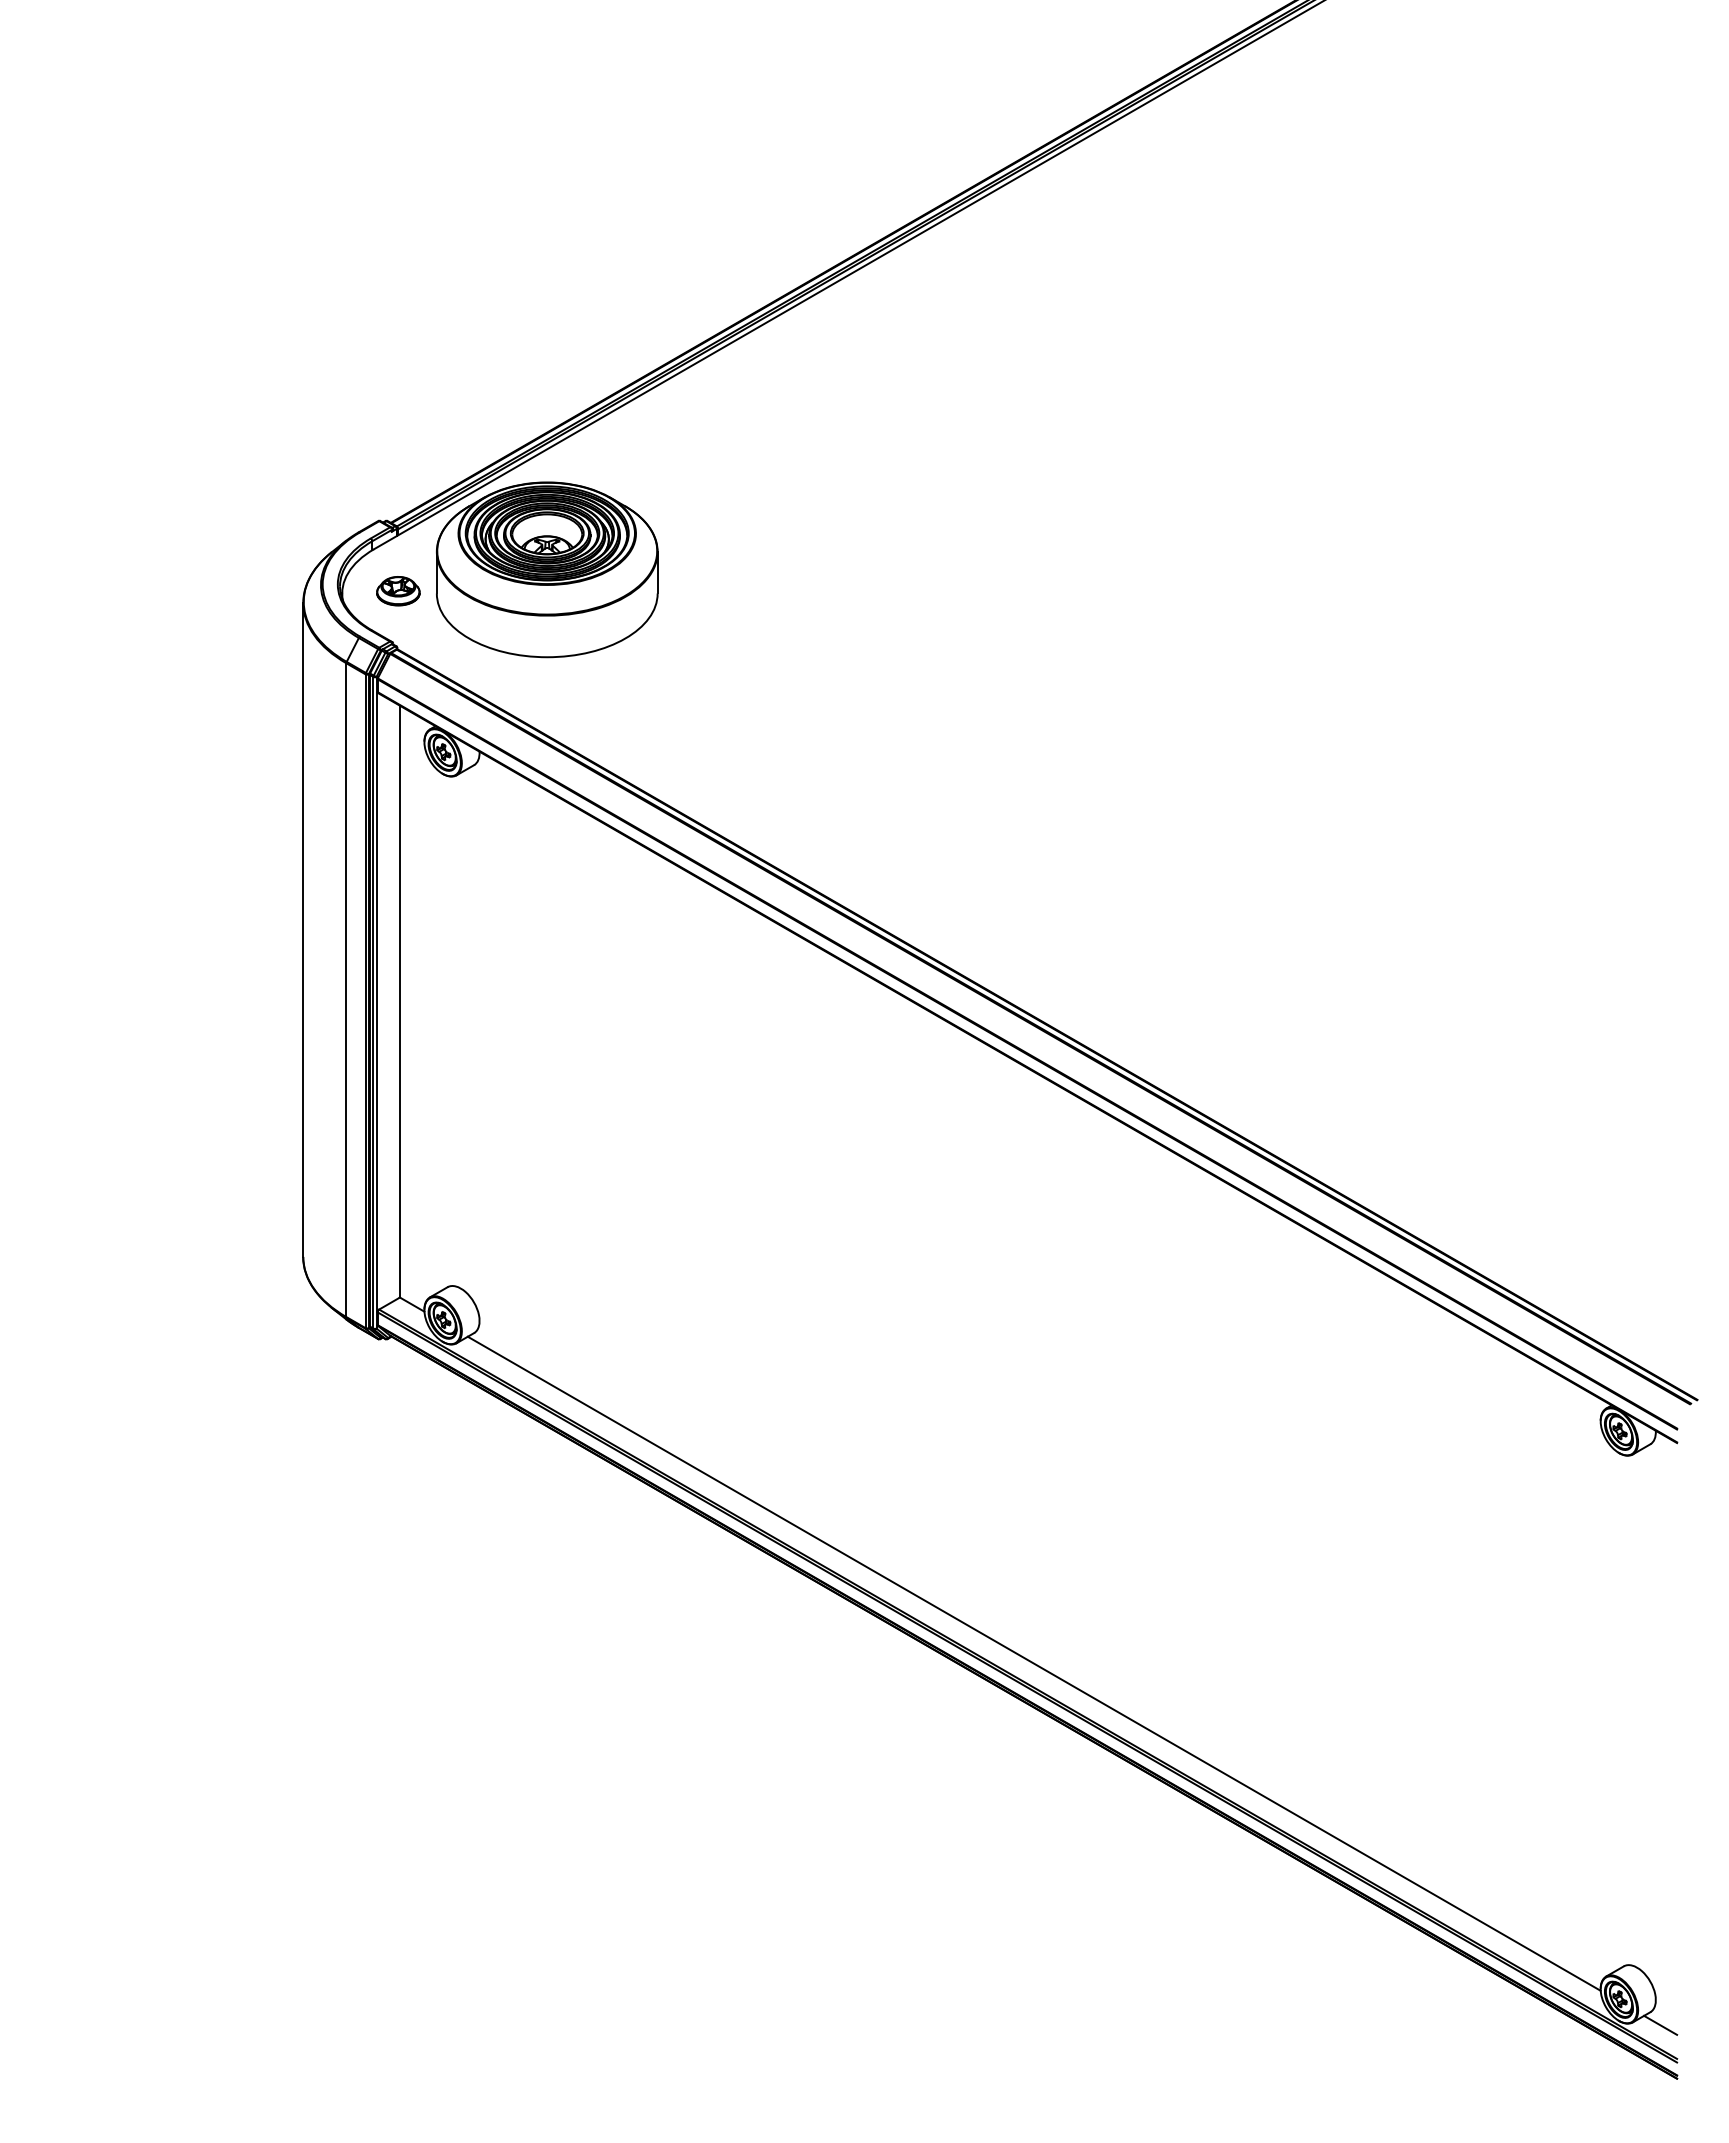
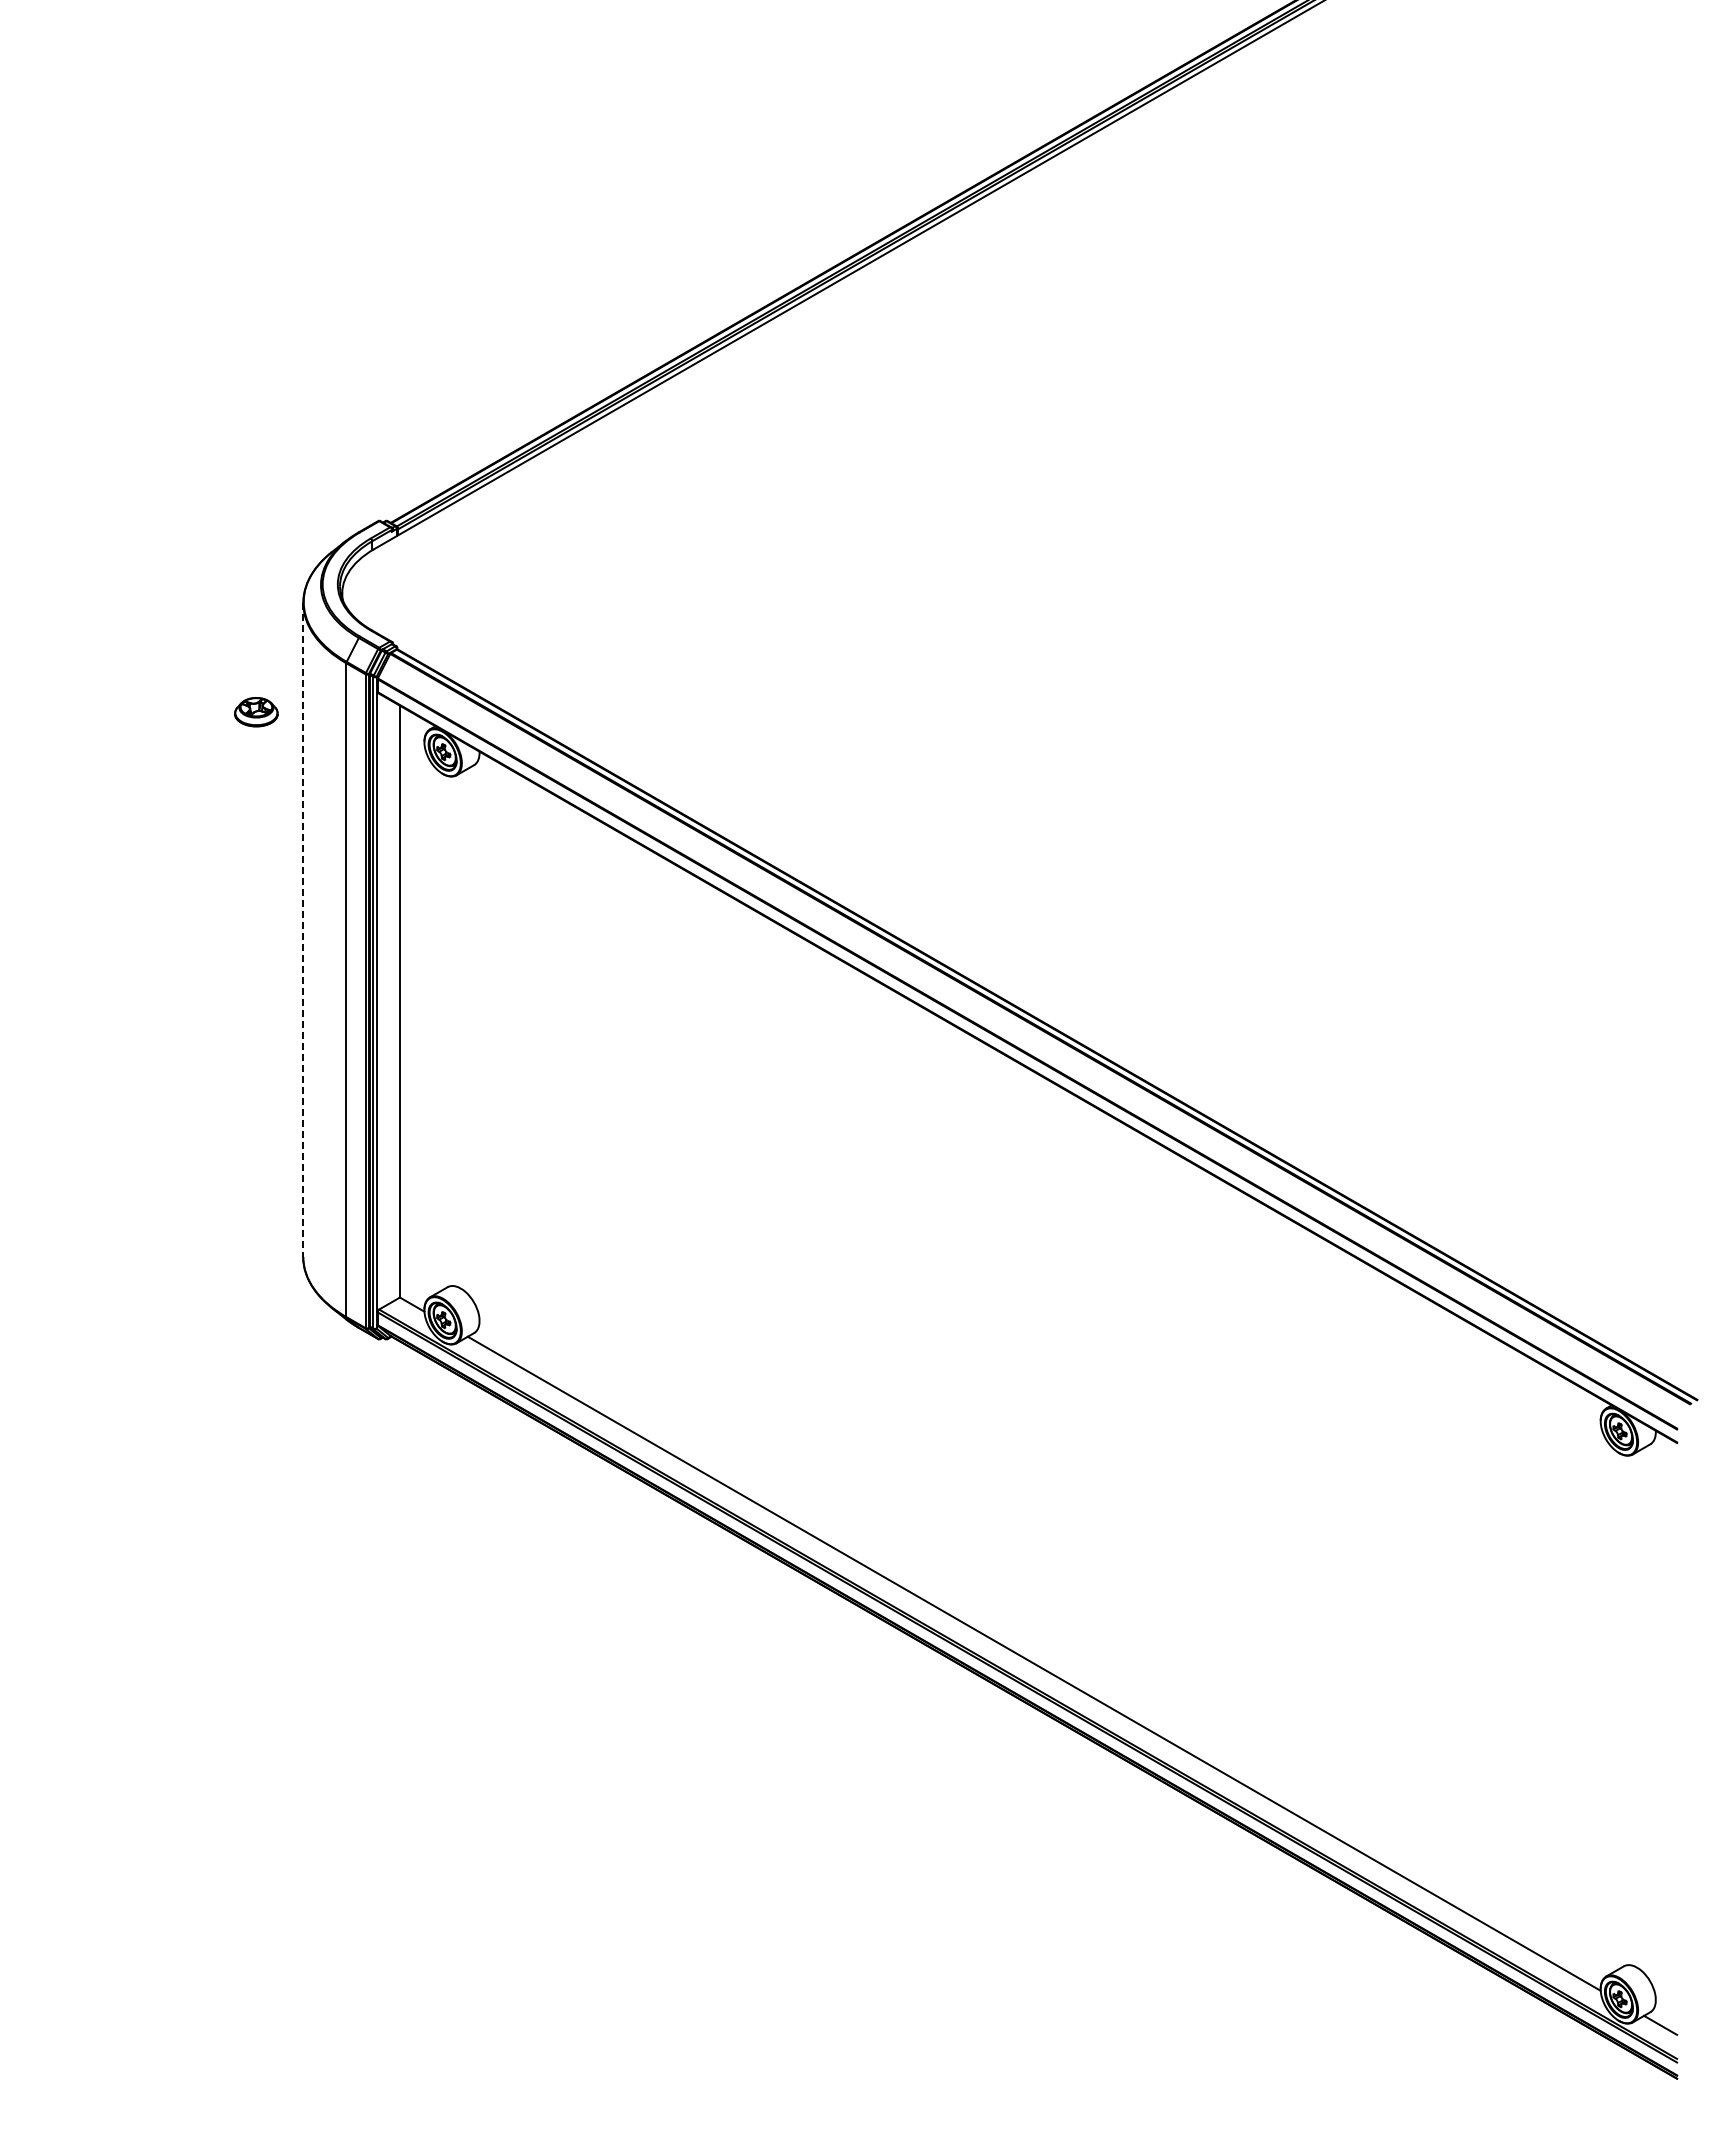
part: present -> none (547, 569)
part position: (398, 591) -> (256, 712) (256, 712)
line: solid -> dashed (303, 930)
